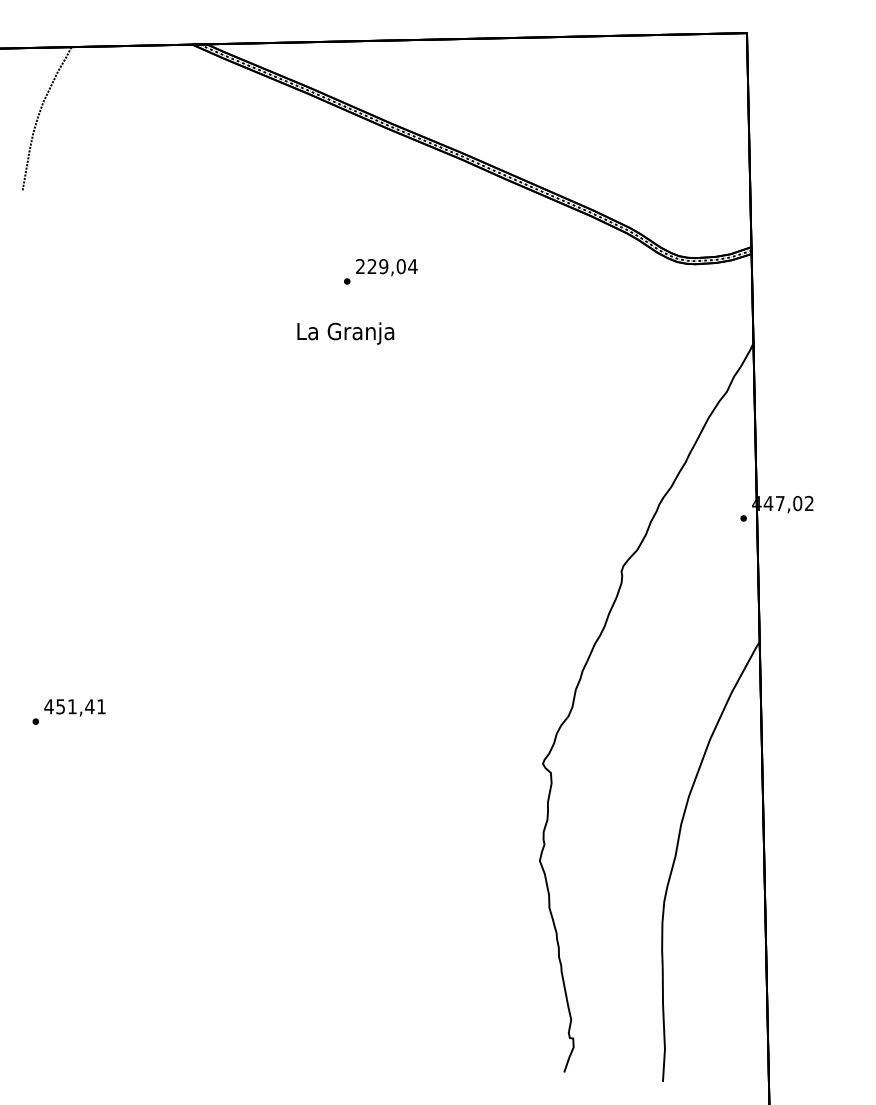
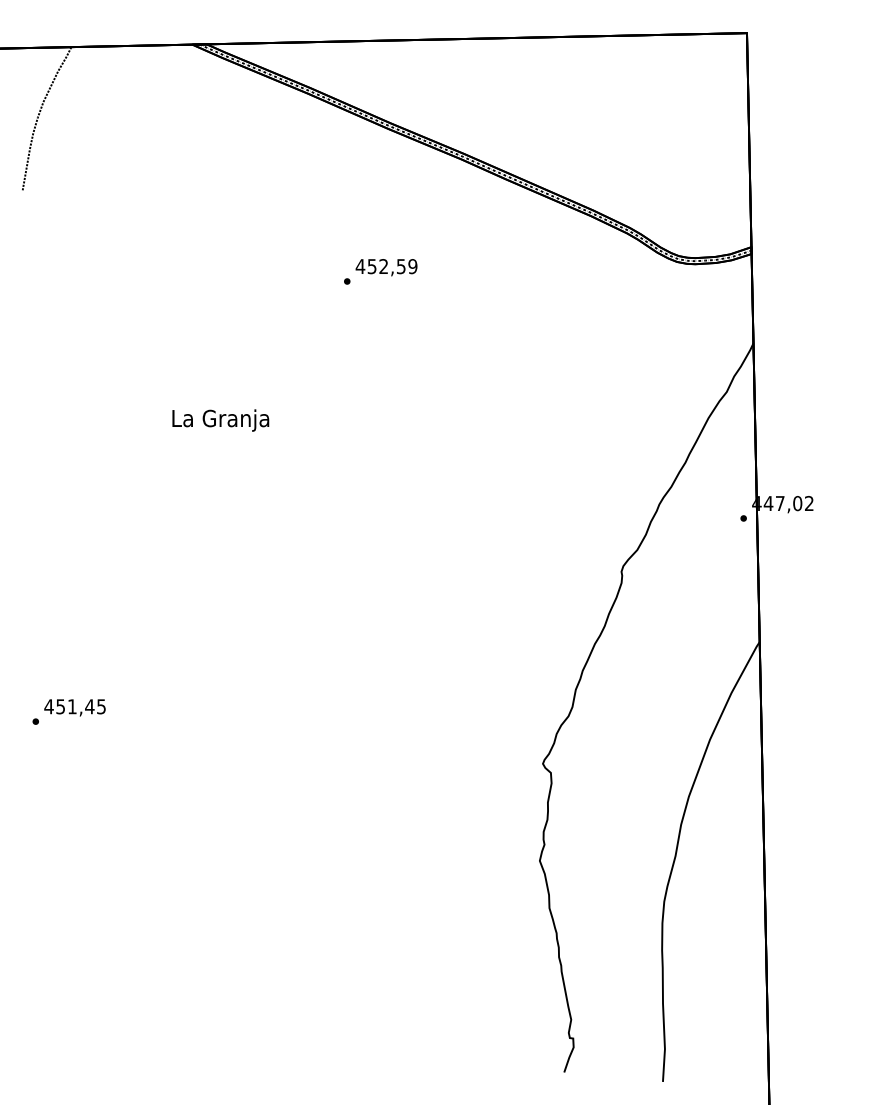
text: 229,04 -> 452,59 (386, 266)
text position: (345, 333) -> (220, 420) (220, 420)
text: 451,41 -> 451,45 (101, 706)
